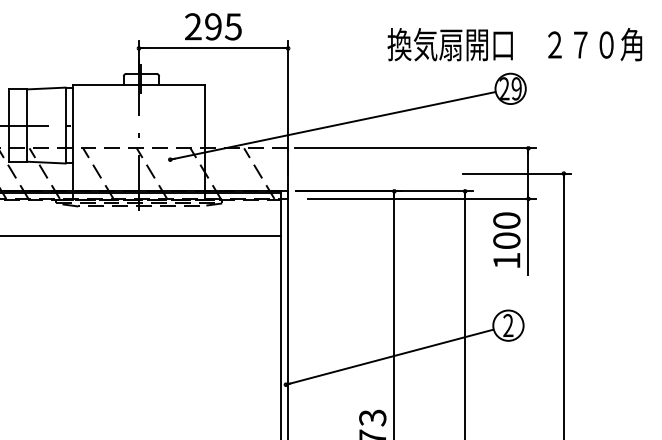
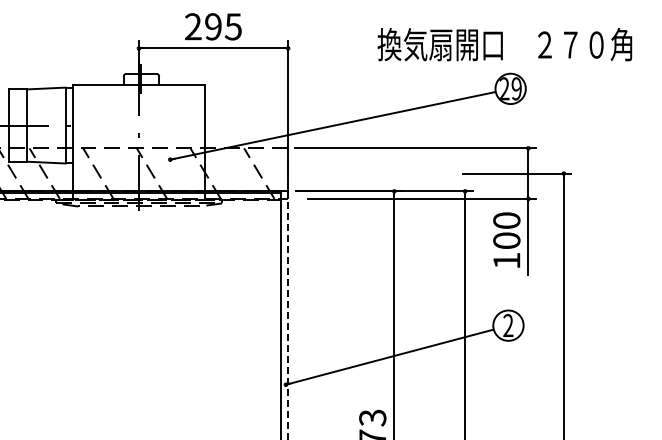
text position: (514, 44) -> (504, 44) (504, 44)
line: present -> none (141, 235)
line: solid -> dashed (288, 315)
